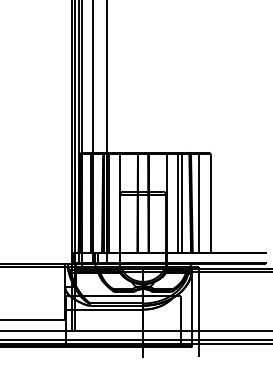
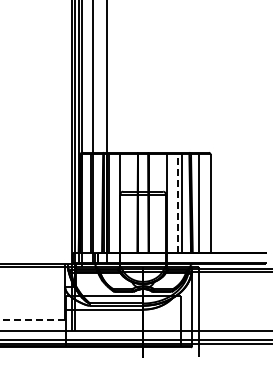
line: solid -> dashed (177, 202)
line: solid -> dashed (32, 319)
